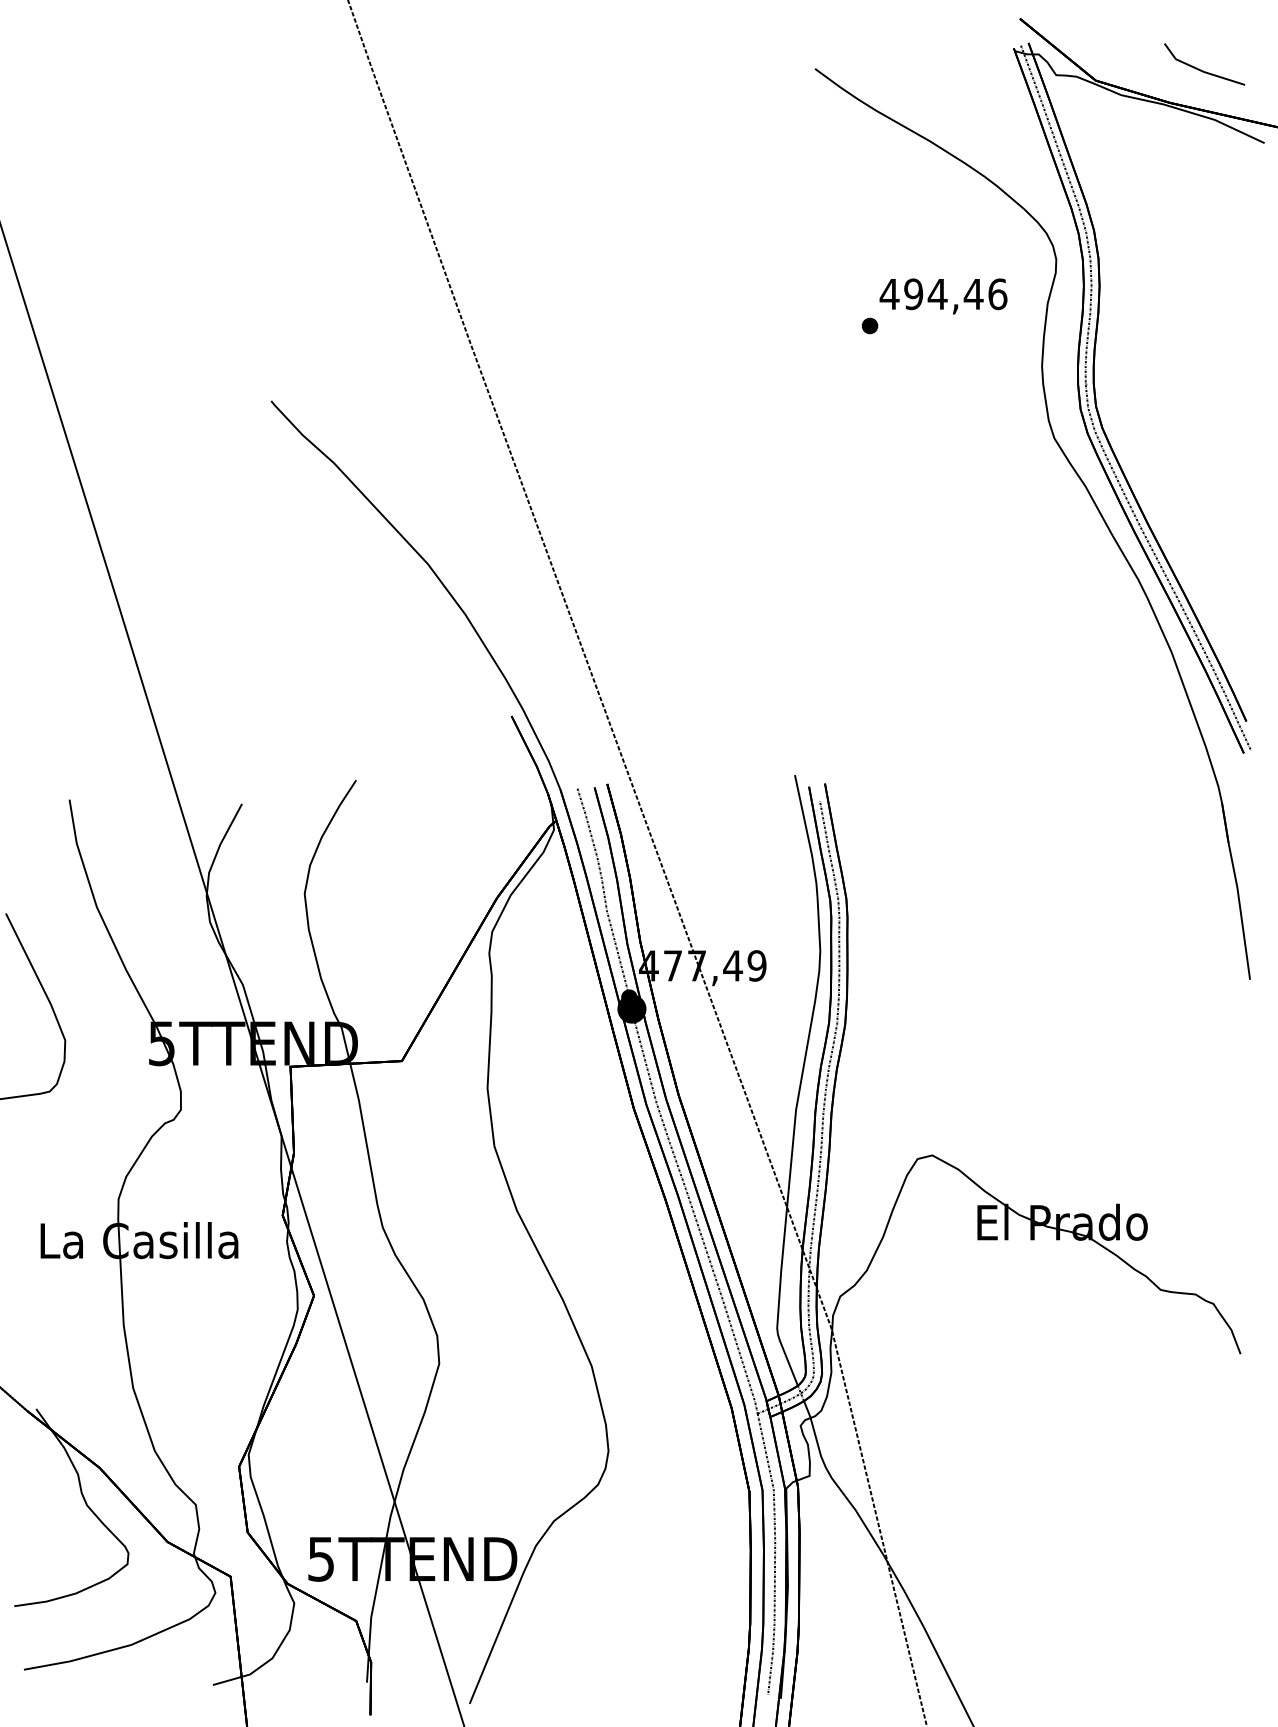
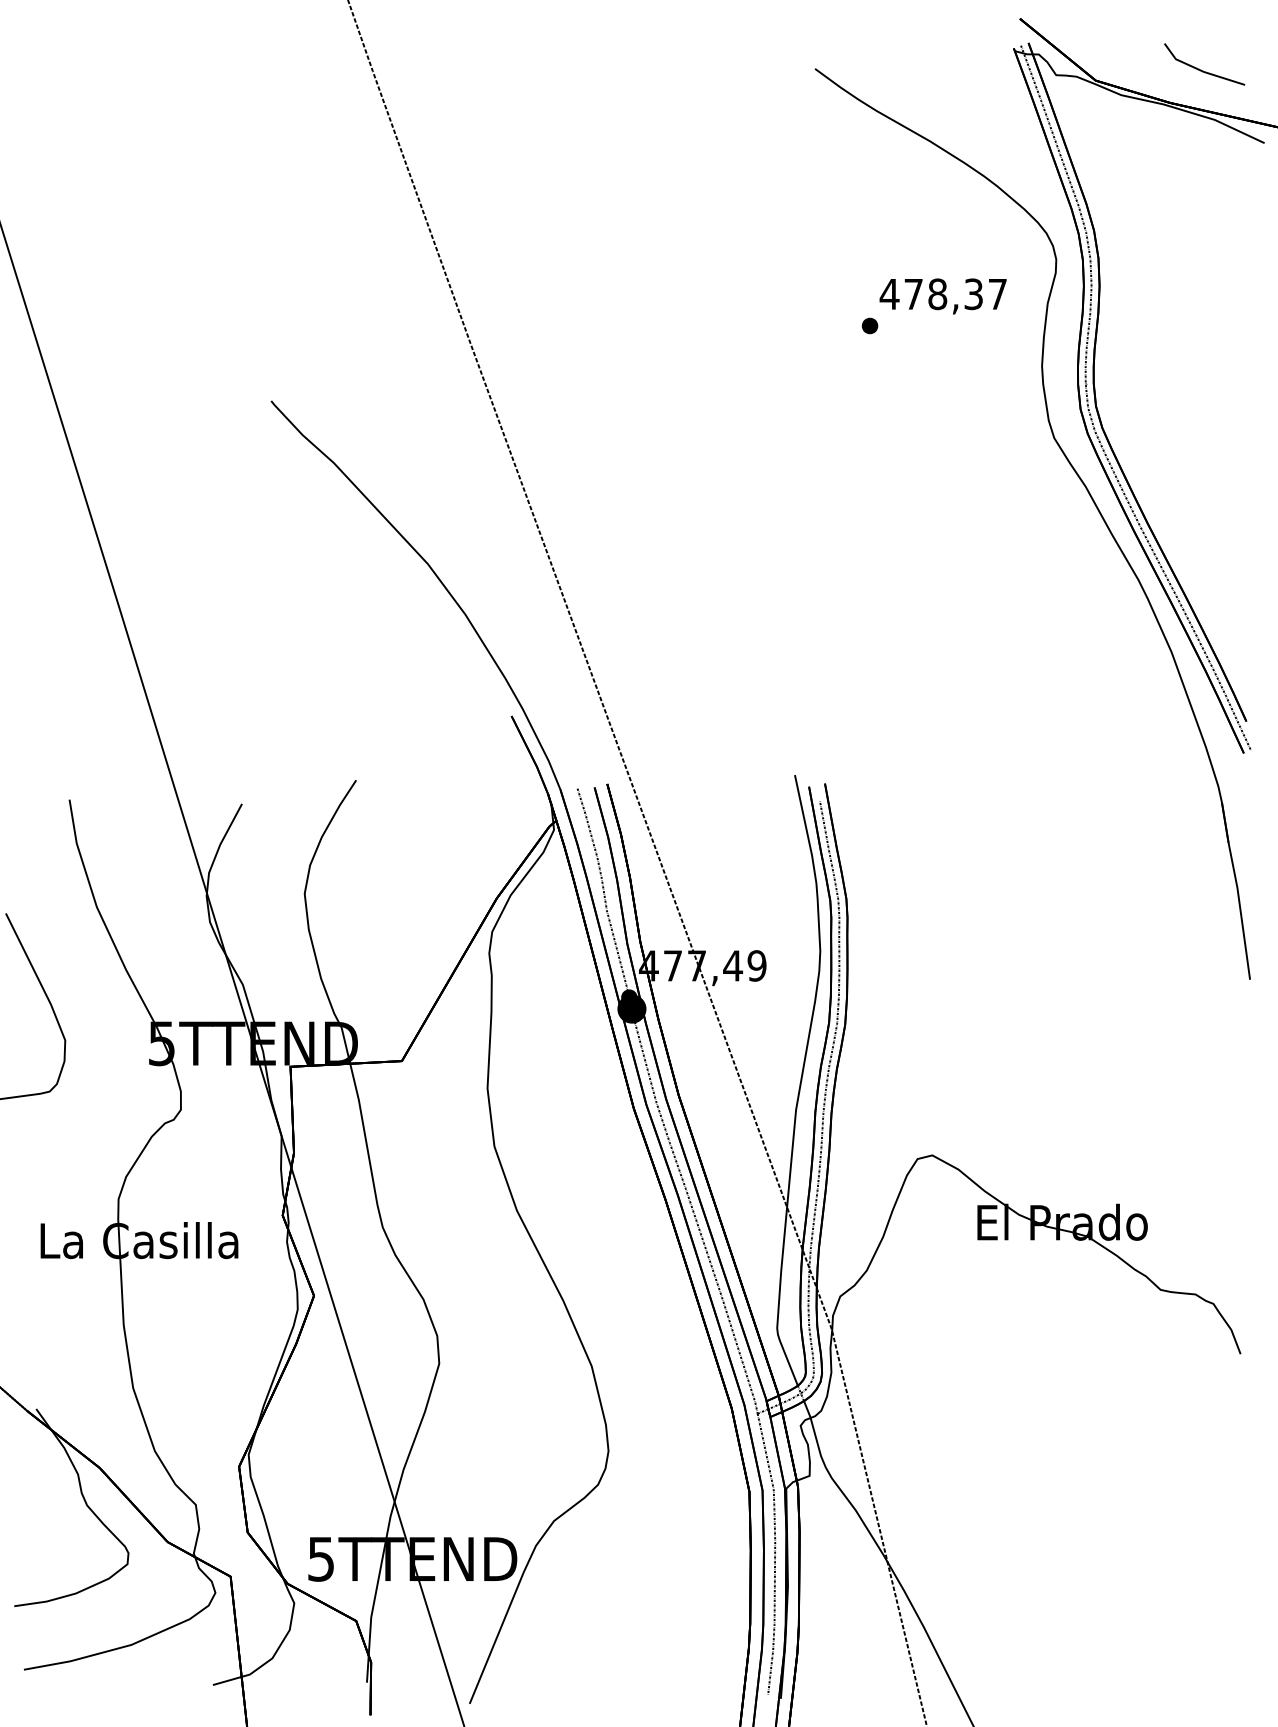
text: 494,46 -> 478,37 (955, 294)
